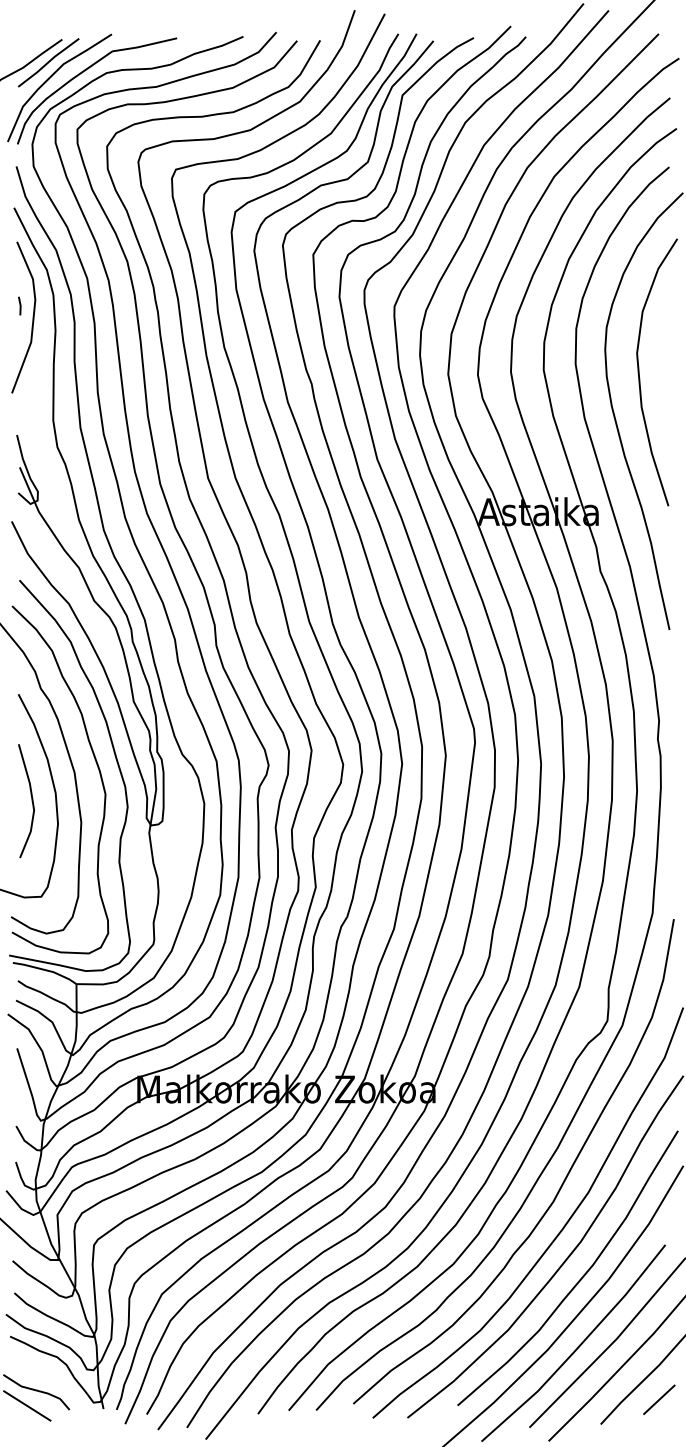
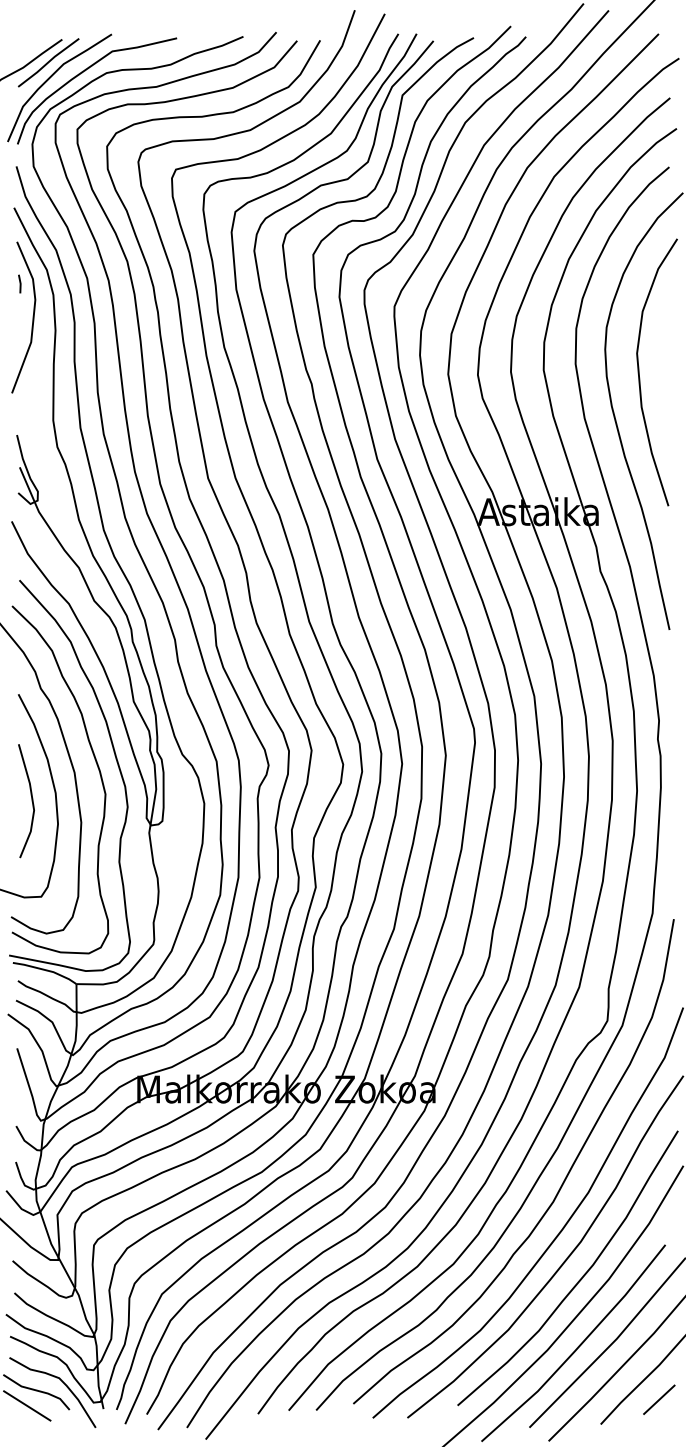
line position: (19, 305) -> (19, 283) (19, 283)
curve: none -> present (62, 1382)
